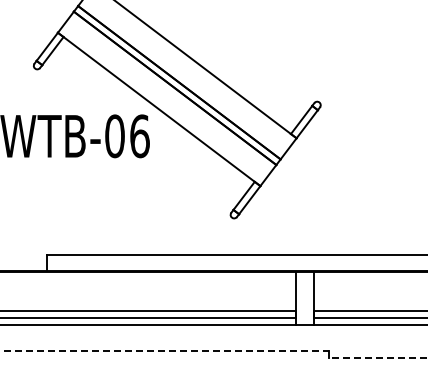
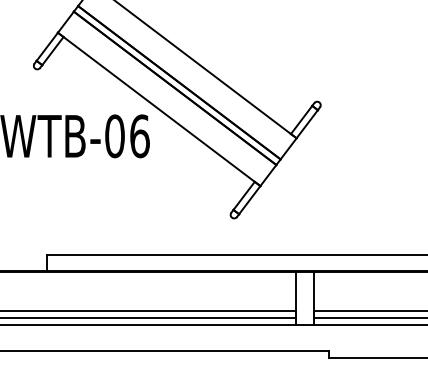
line: dashed -> solid (165, 350)
line: dashed -> solid (378, 357)
